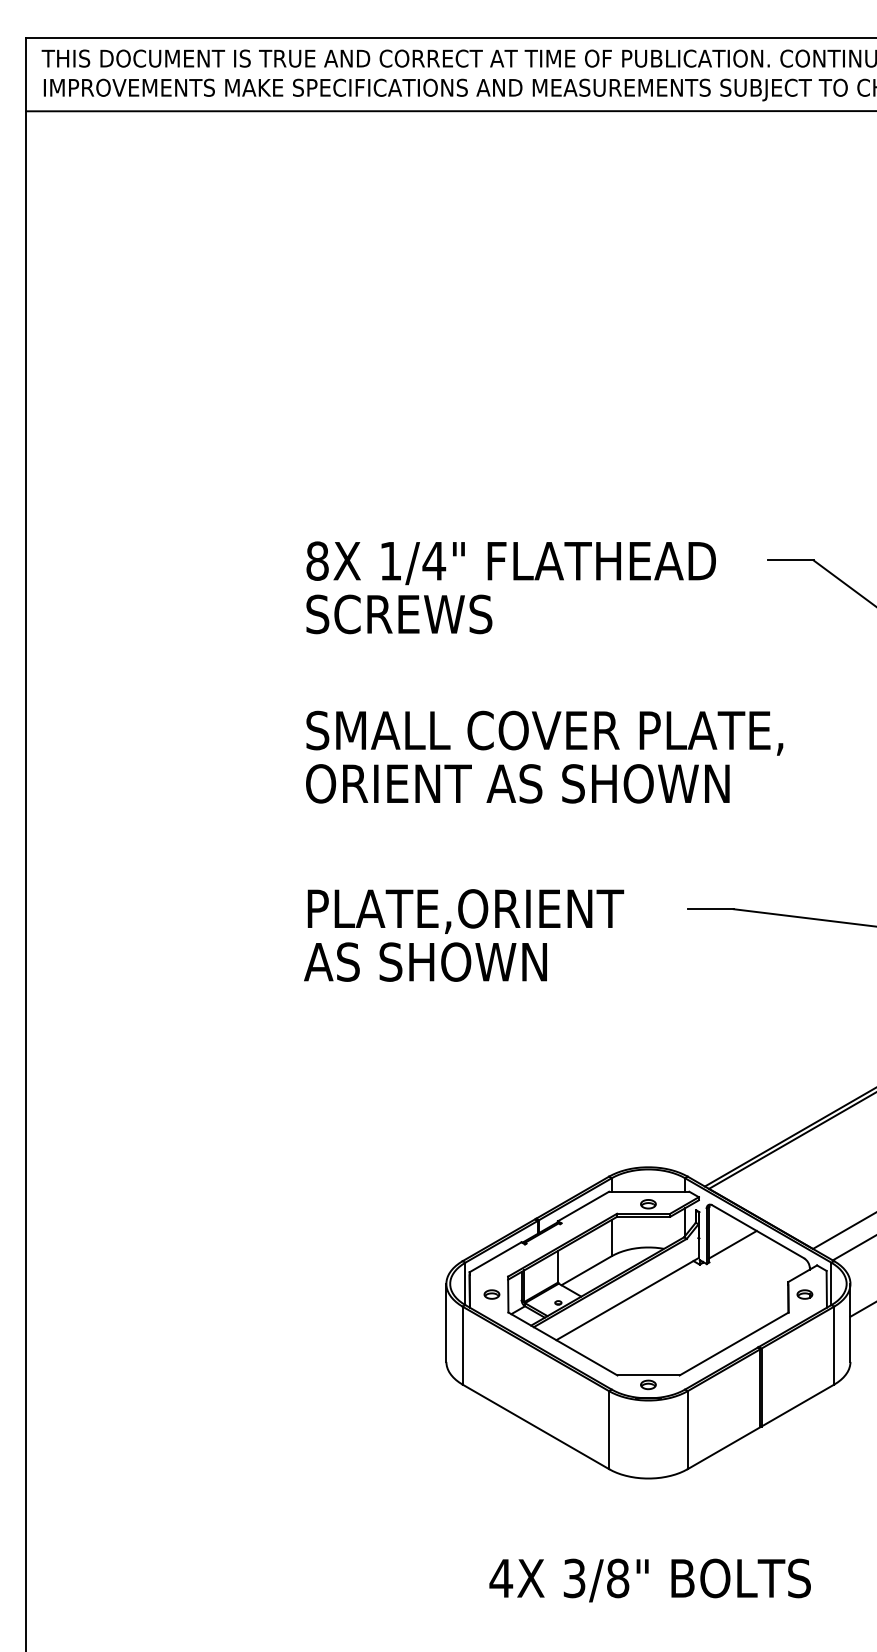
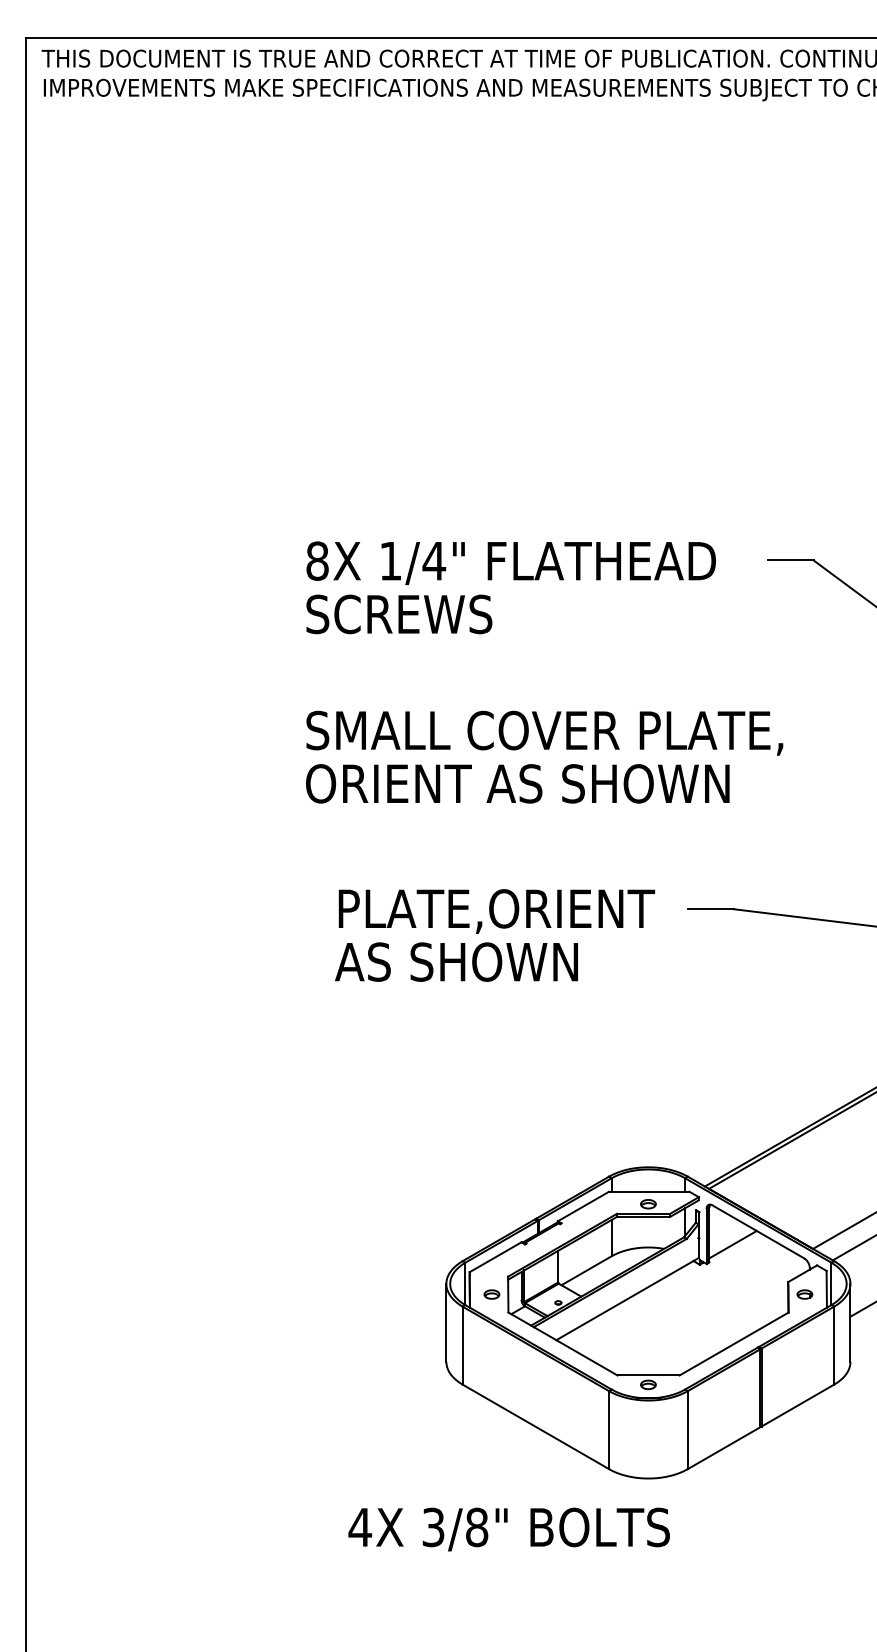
line: present -> none (449, 111)
text position: (464, 935) -> (495, 935) (495, 935)
text position: (649, 1580) -> (508, 1529) (508, 1529)
